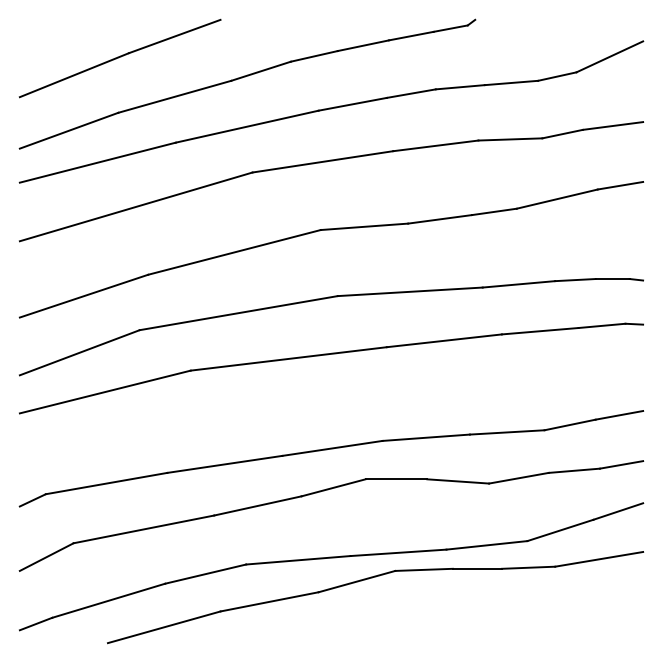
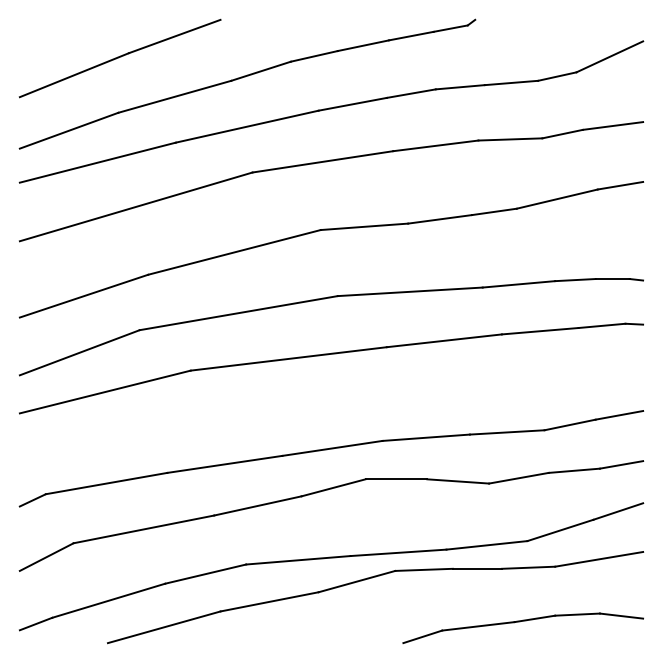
part: none -> present (522, 627)
